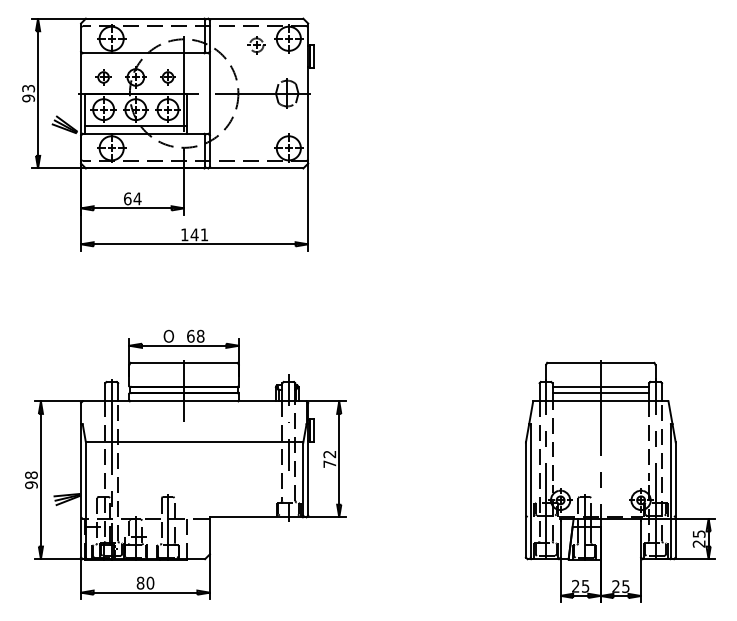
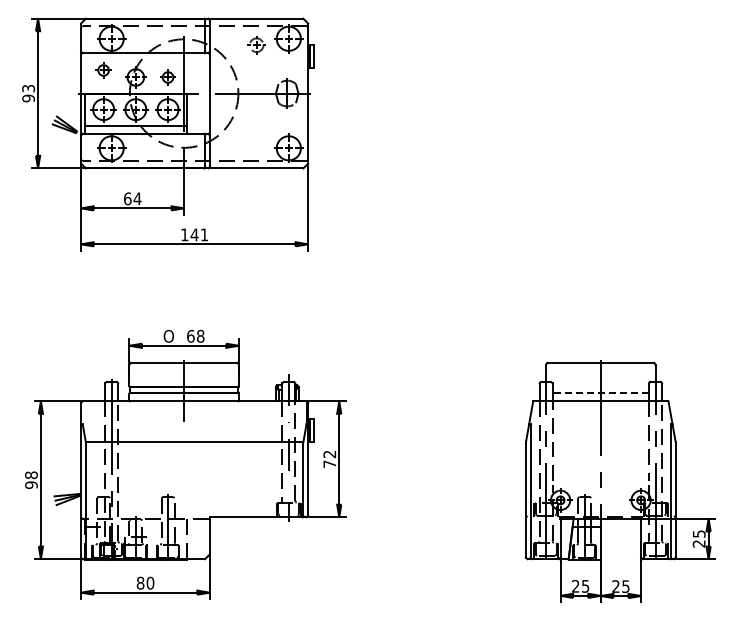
part position: (103, 77) -> (103, 70) (103, 70)
line: present -> none (600, 386)
line: solid -> dashed (600, 393)
